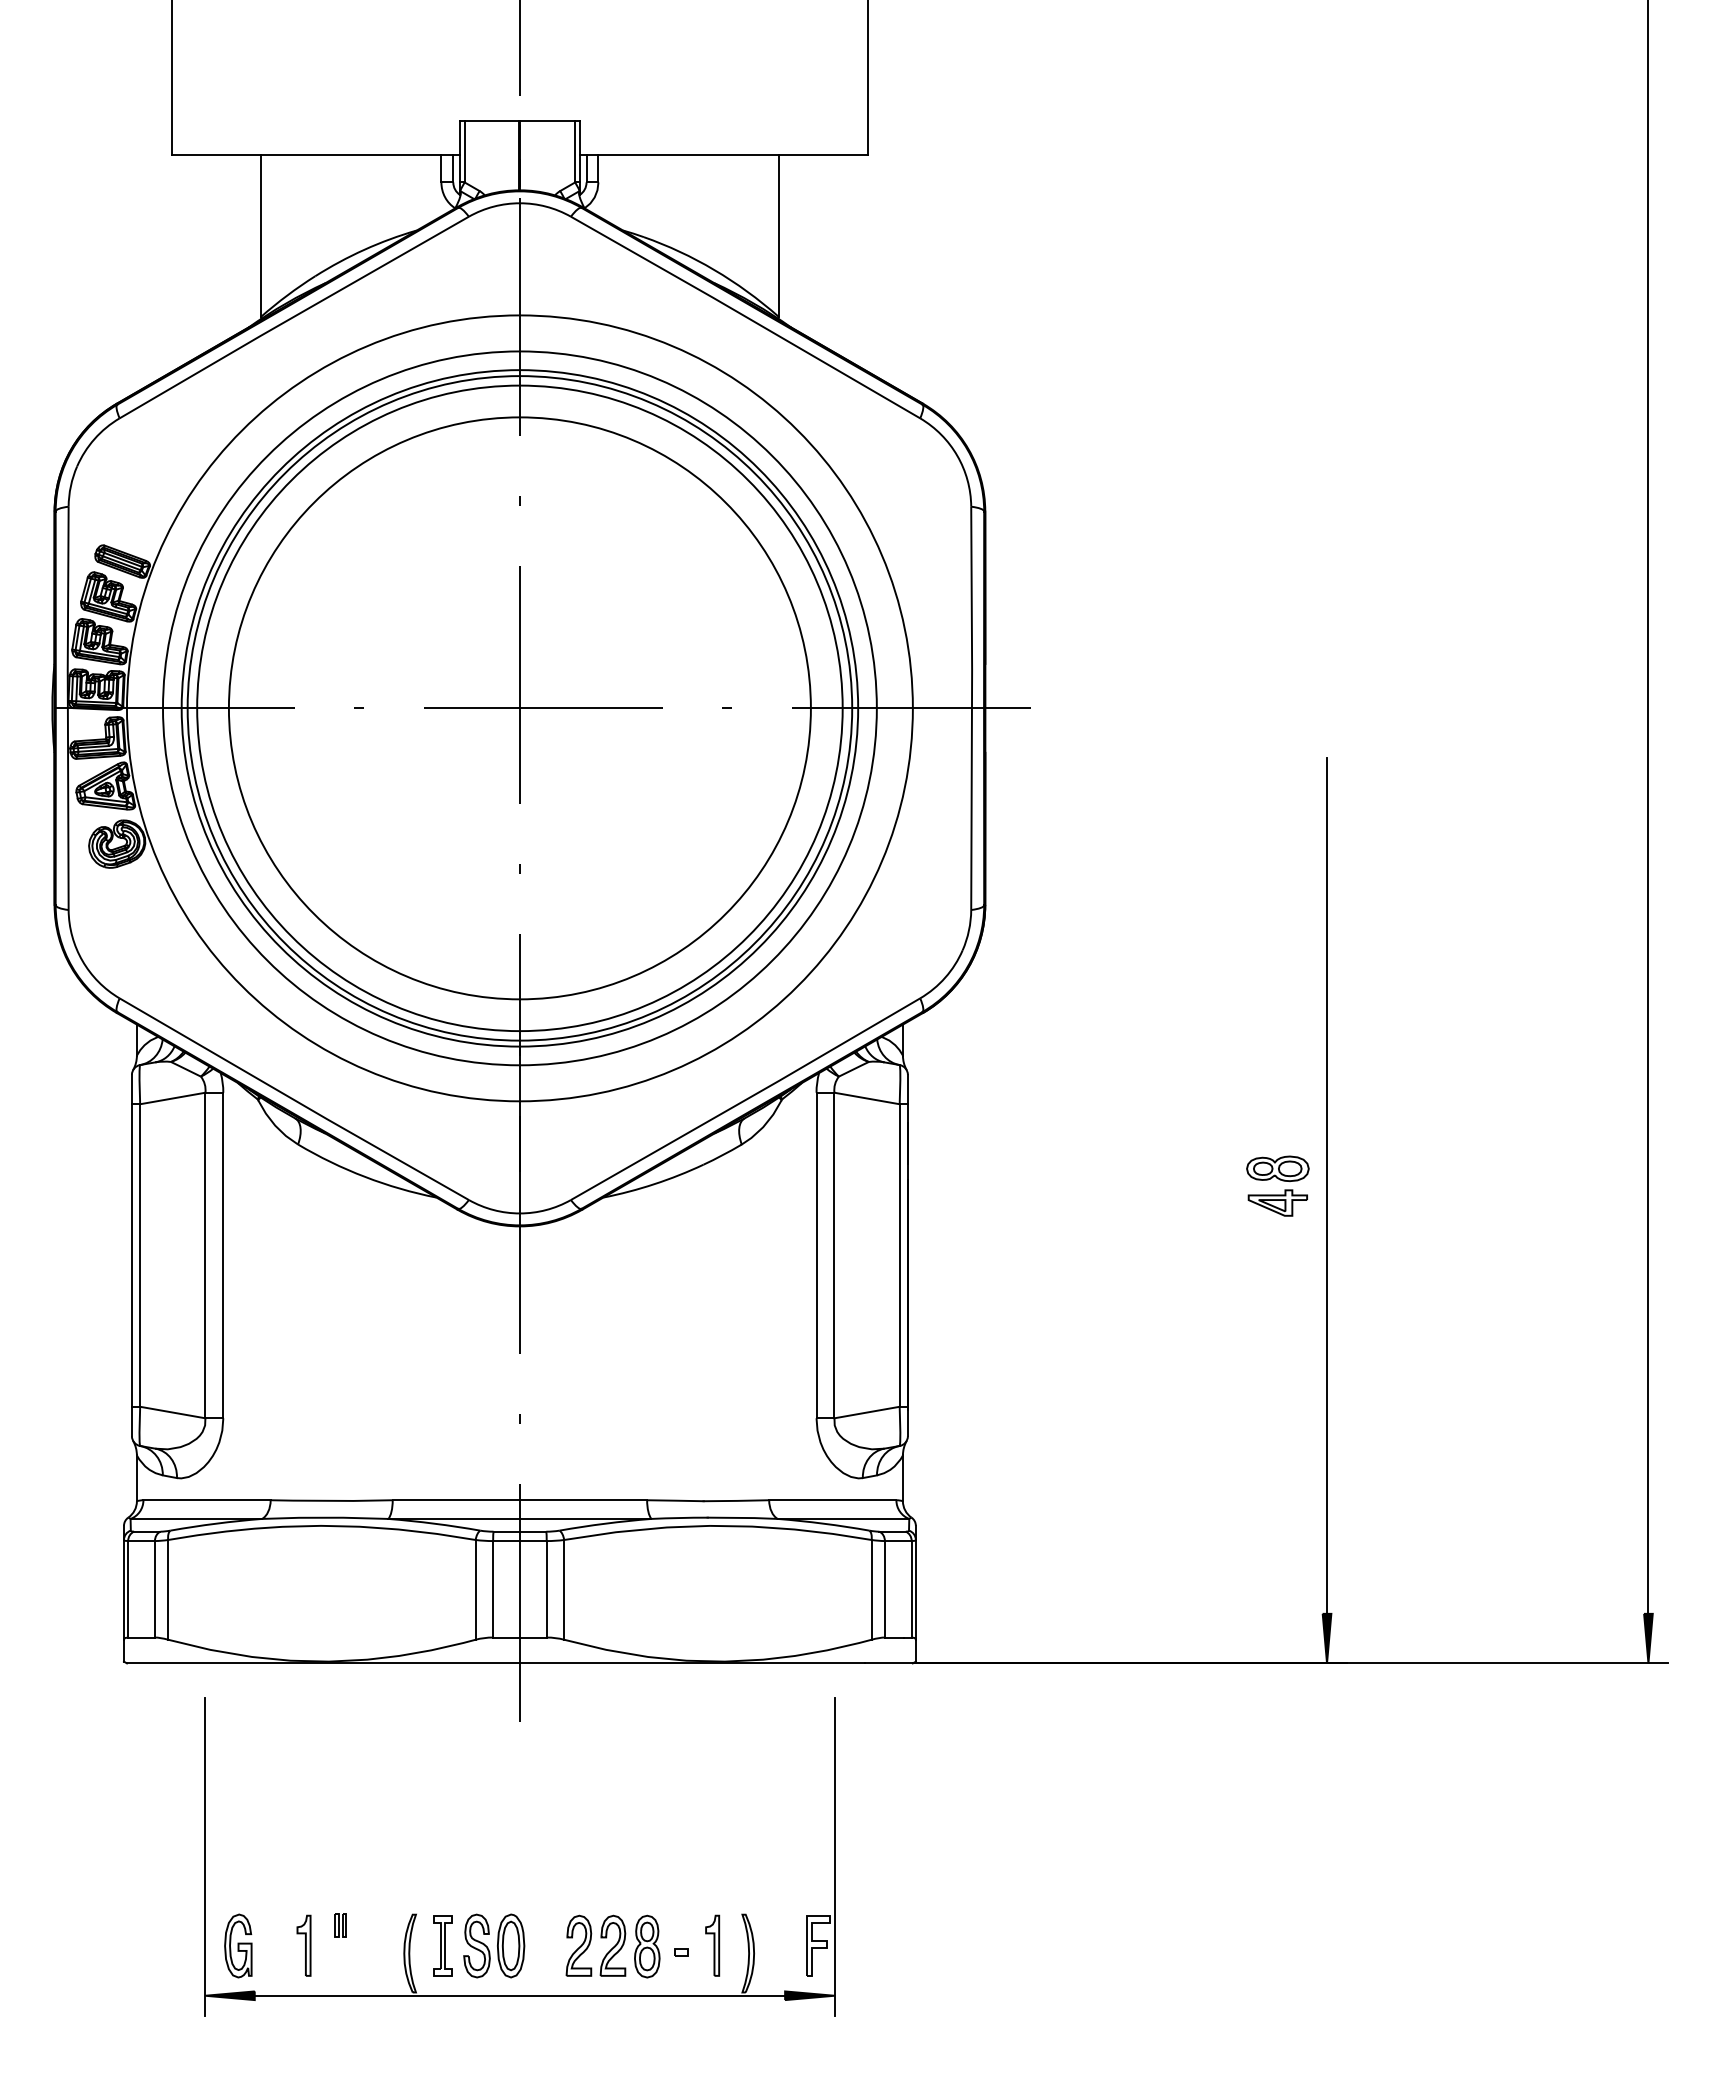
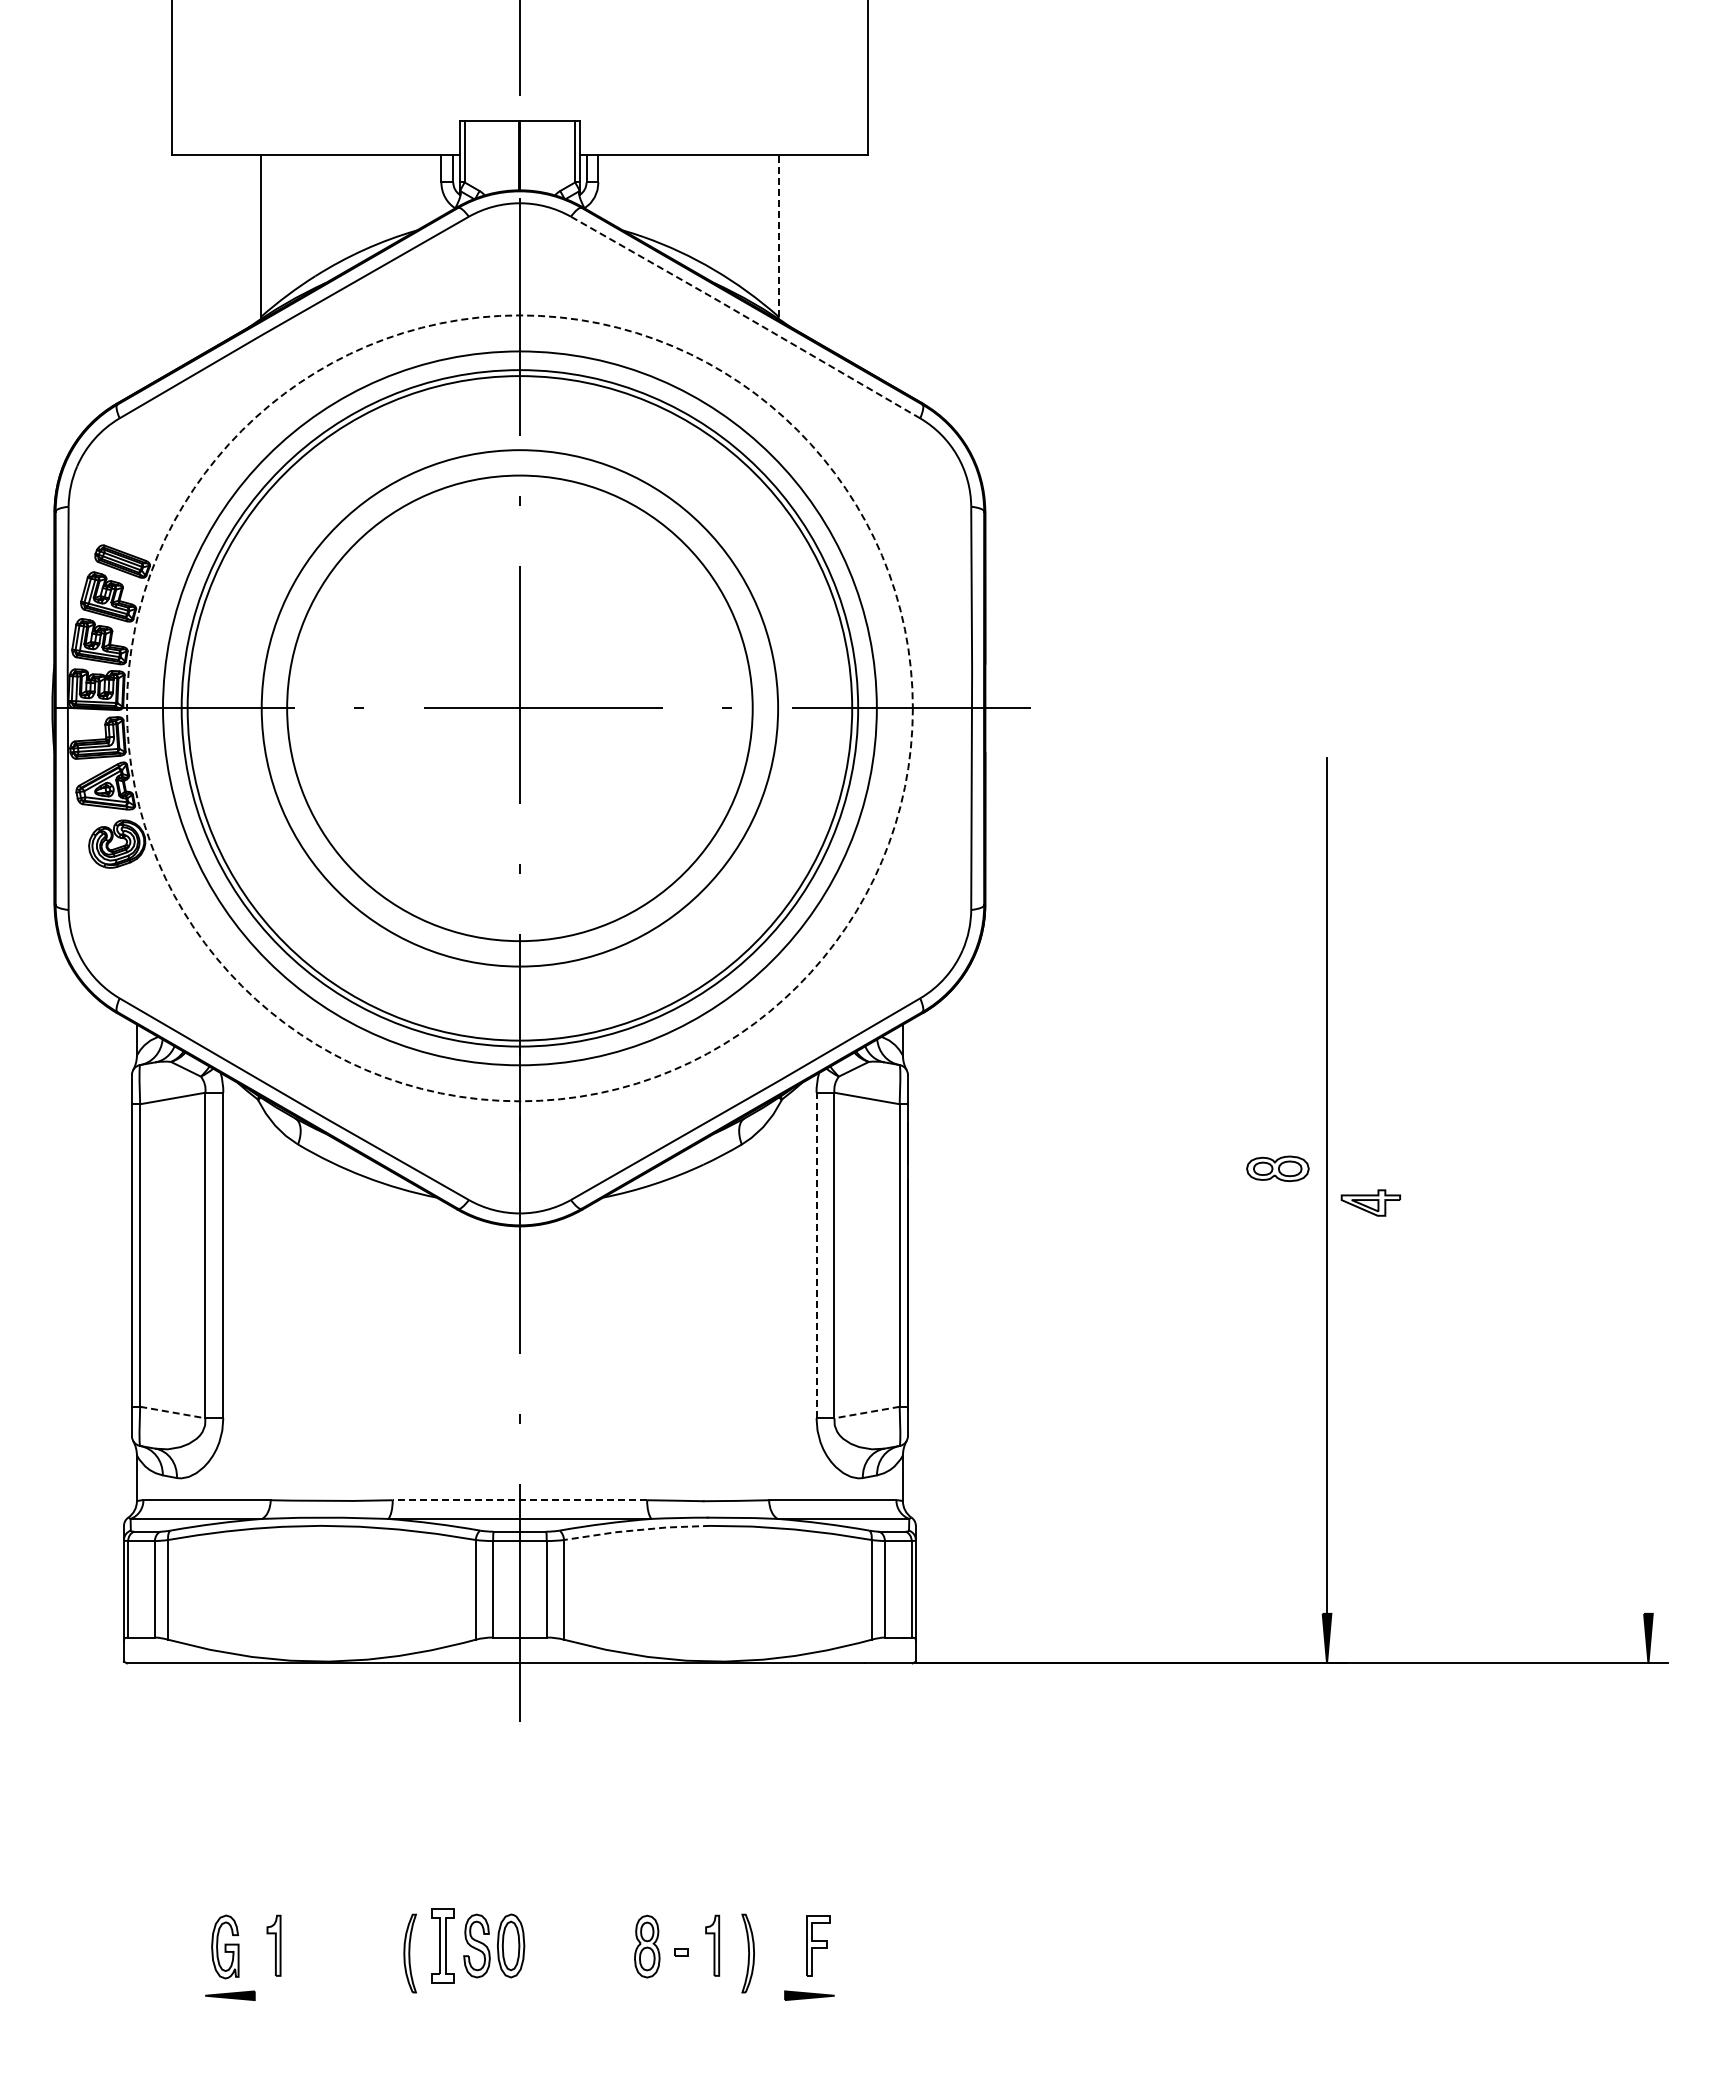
line: solid -> dashed (778, 236)
line: solid -> dashed (745, 316)
circle diameter: 582 px -> 466 px (519, 708)
circle diameter: 646 px -> 516 px (519, 708)
circle: solid -> dashed (519, 708)
line: present -> none (1648, 807)
part position: (1277, 1202) -> (1370, 1202) (1370, 1202)
line: solid -> dashed (816, 1255)
line: solid -> dashed (173, 1412)
line: solid -> dashed (866, 1412)
line: solid -> dashed (519, 1500)
line: solid -> dashed (636, 1530)
line: present -> none (205, 1856)
line: present -> none (834, 1856)
part: present -> none (340, 1925)
part position: (238, 1945) -> (225, 1946) (225, 1946)
part position: (303, 1945) -> (273, 1945) (273, 1945)
part size: 20x62 px -> 24x76 px (442, 1945)
part: present -> none (595, 1945)
line: present -> none (519, 1995)
